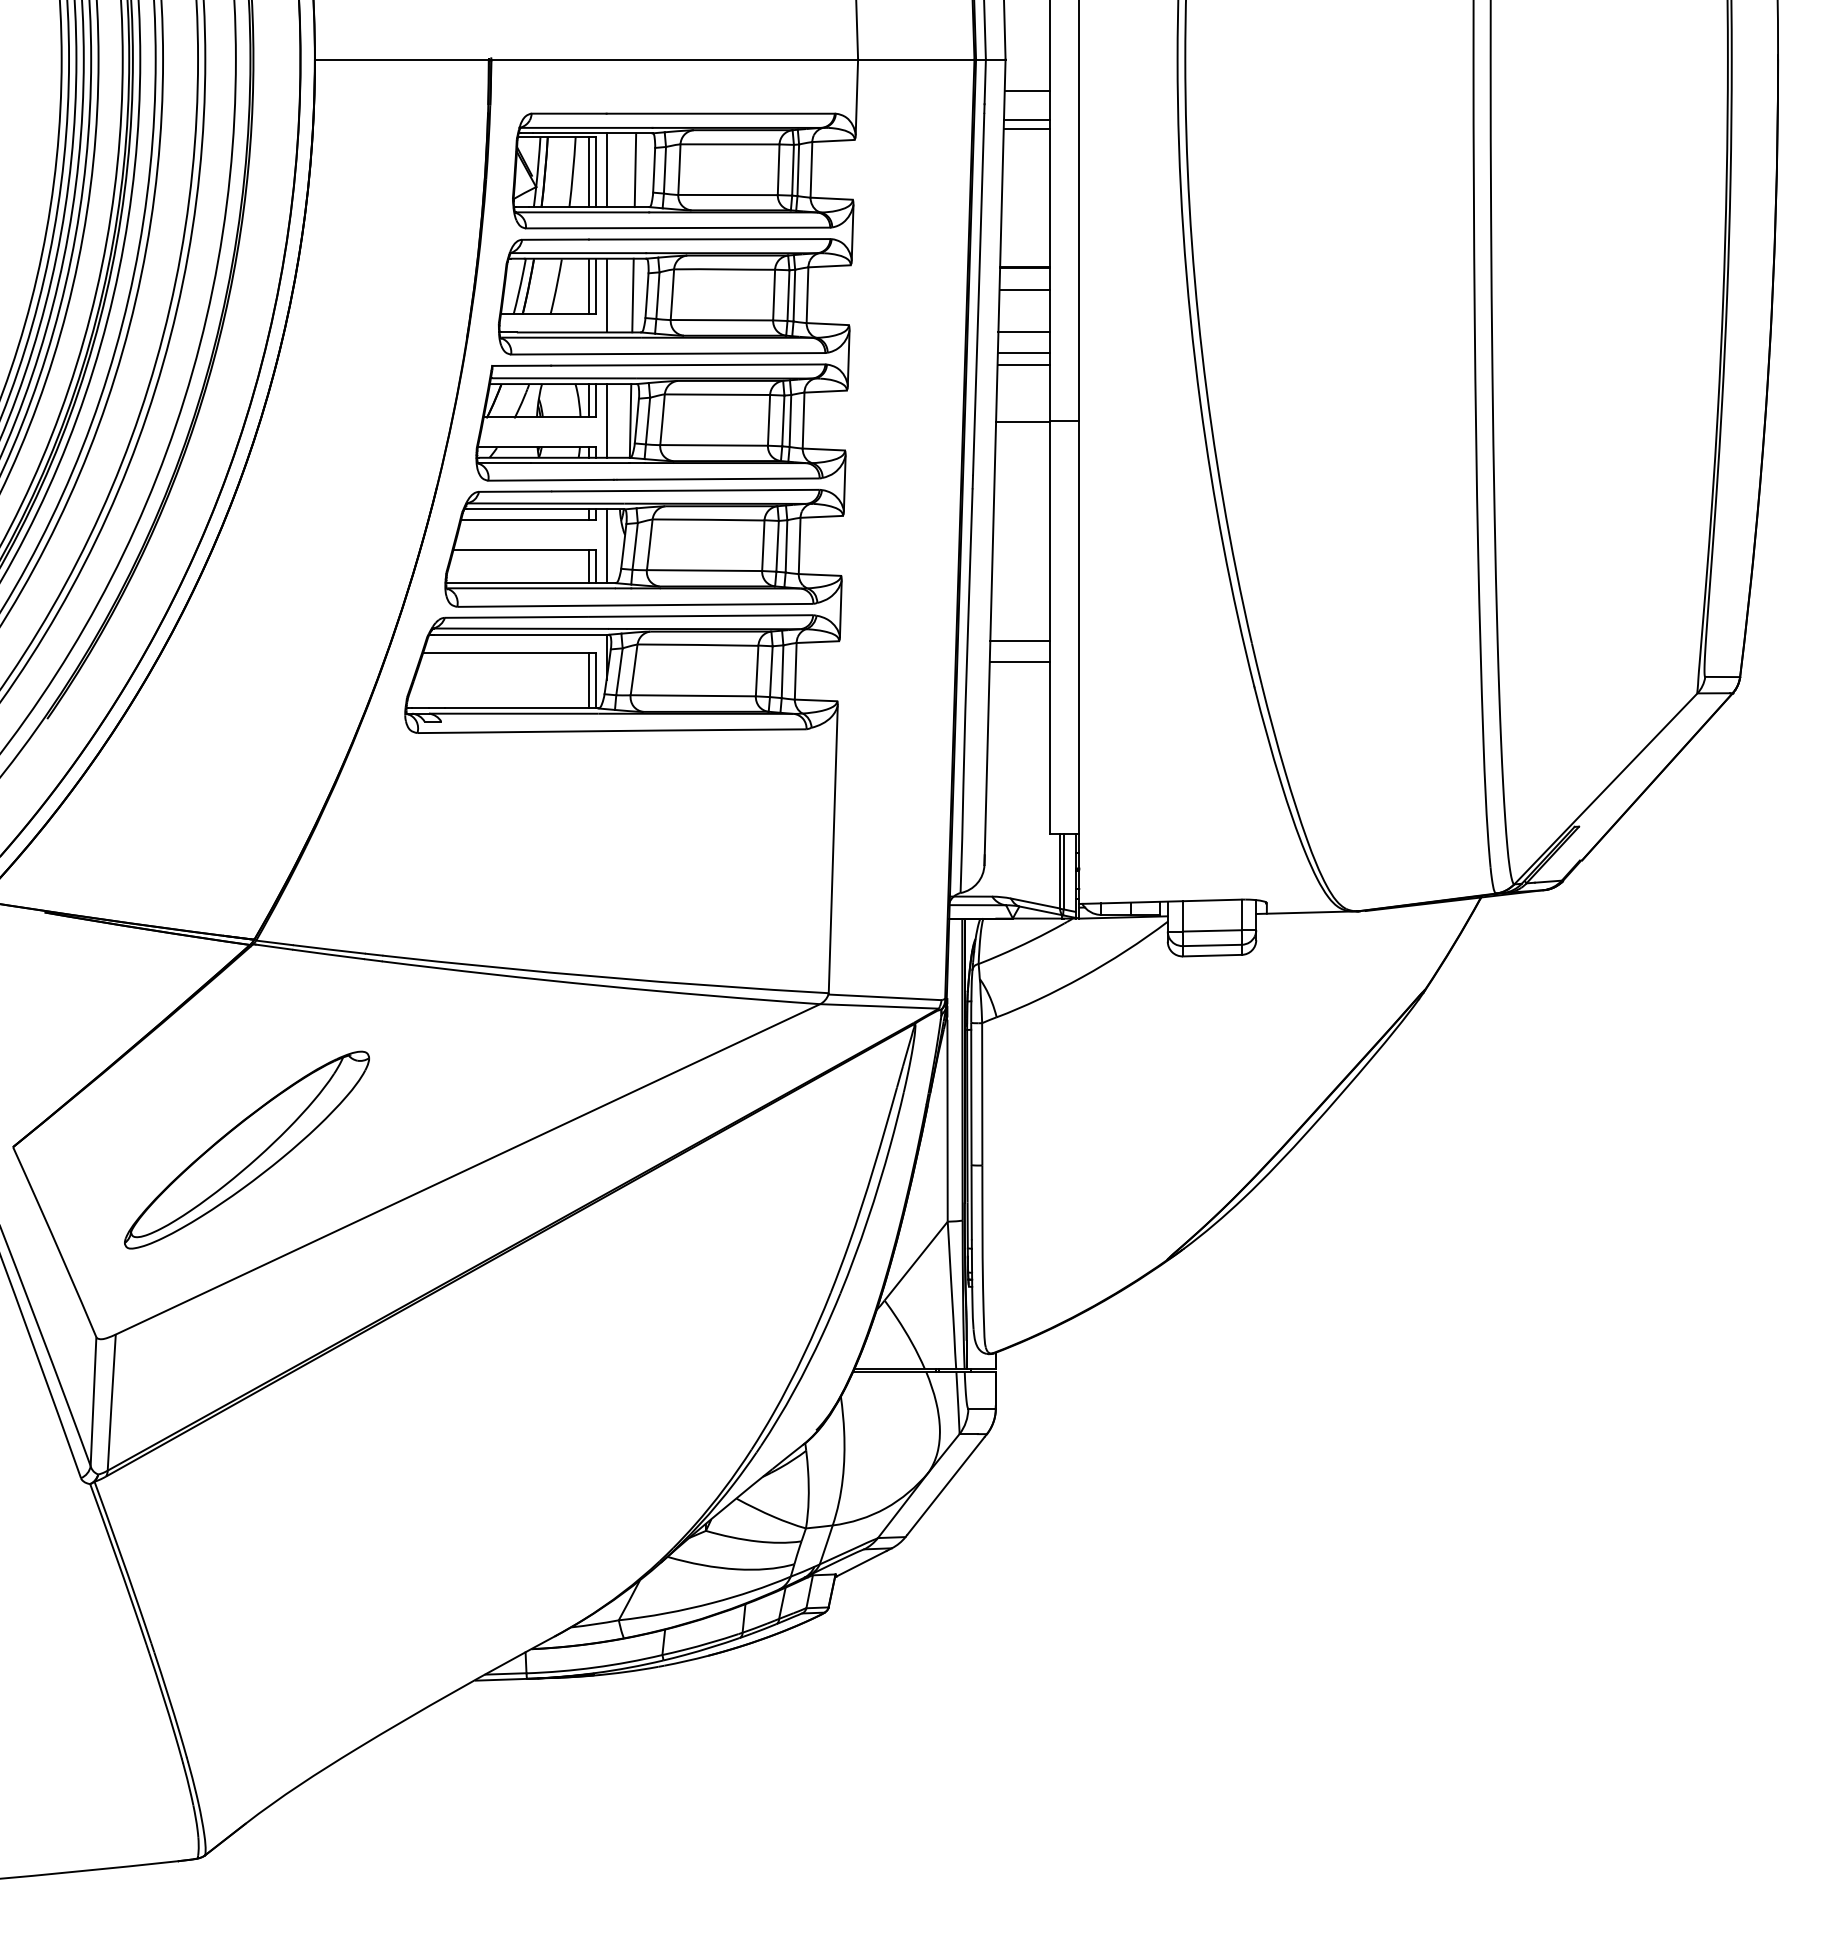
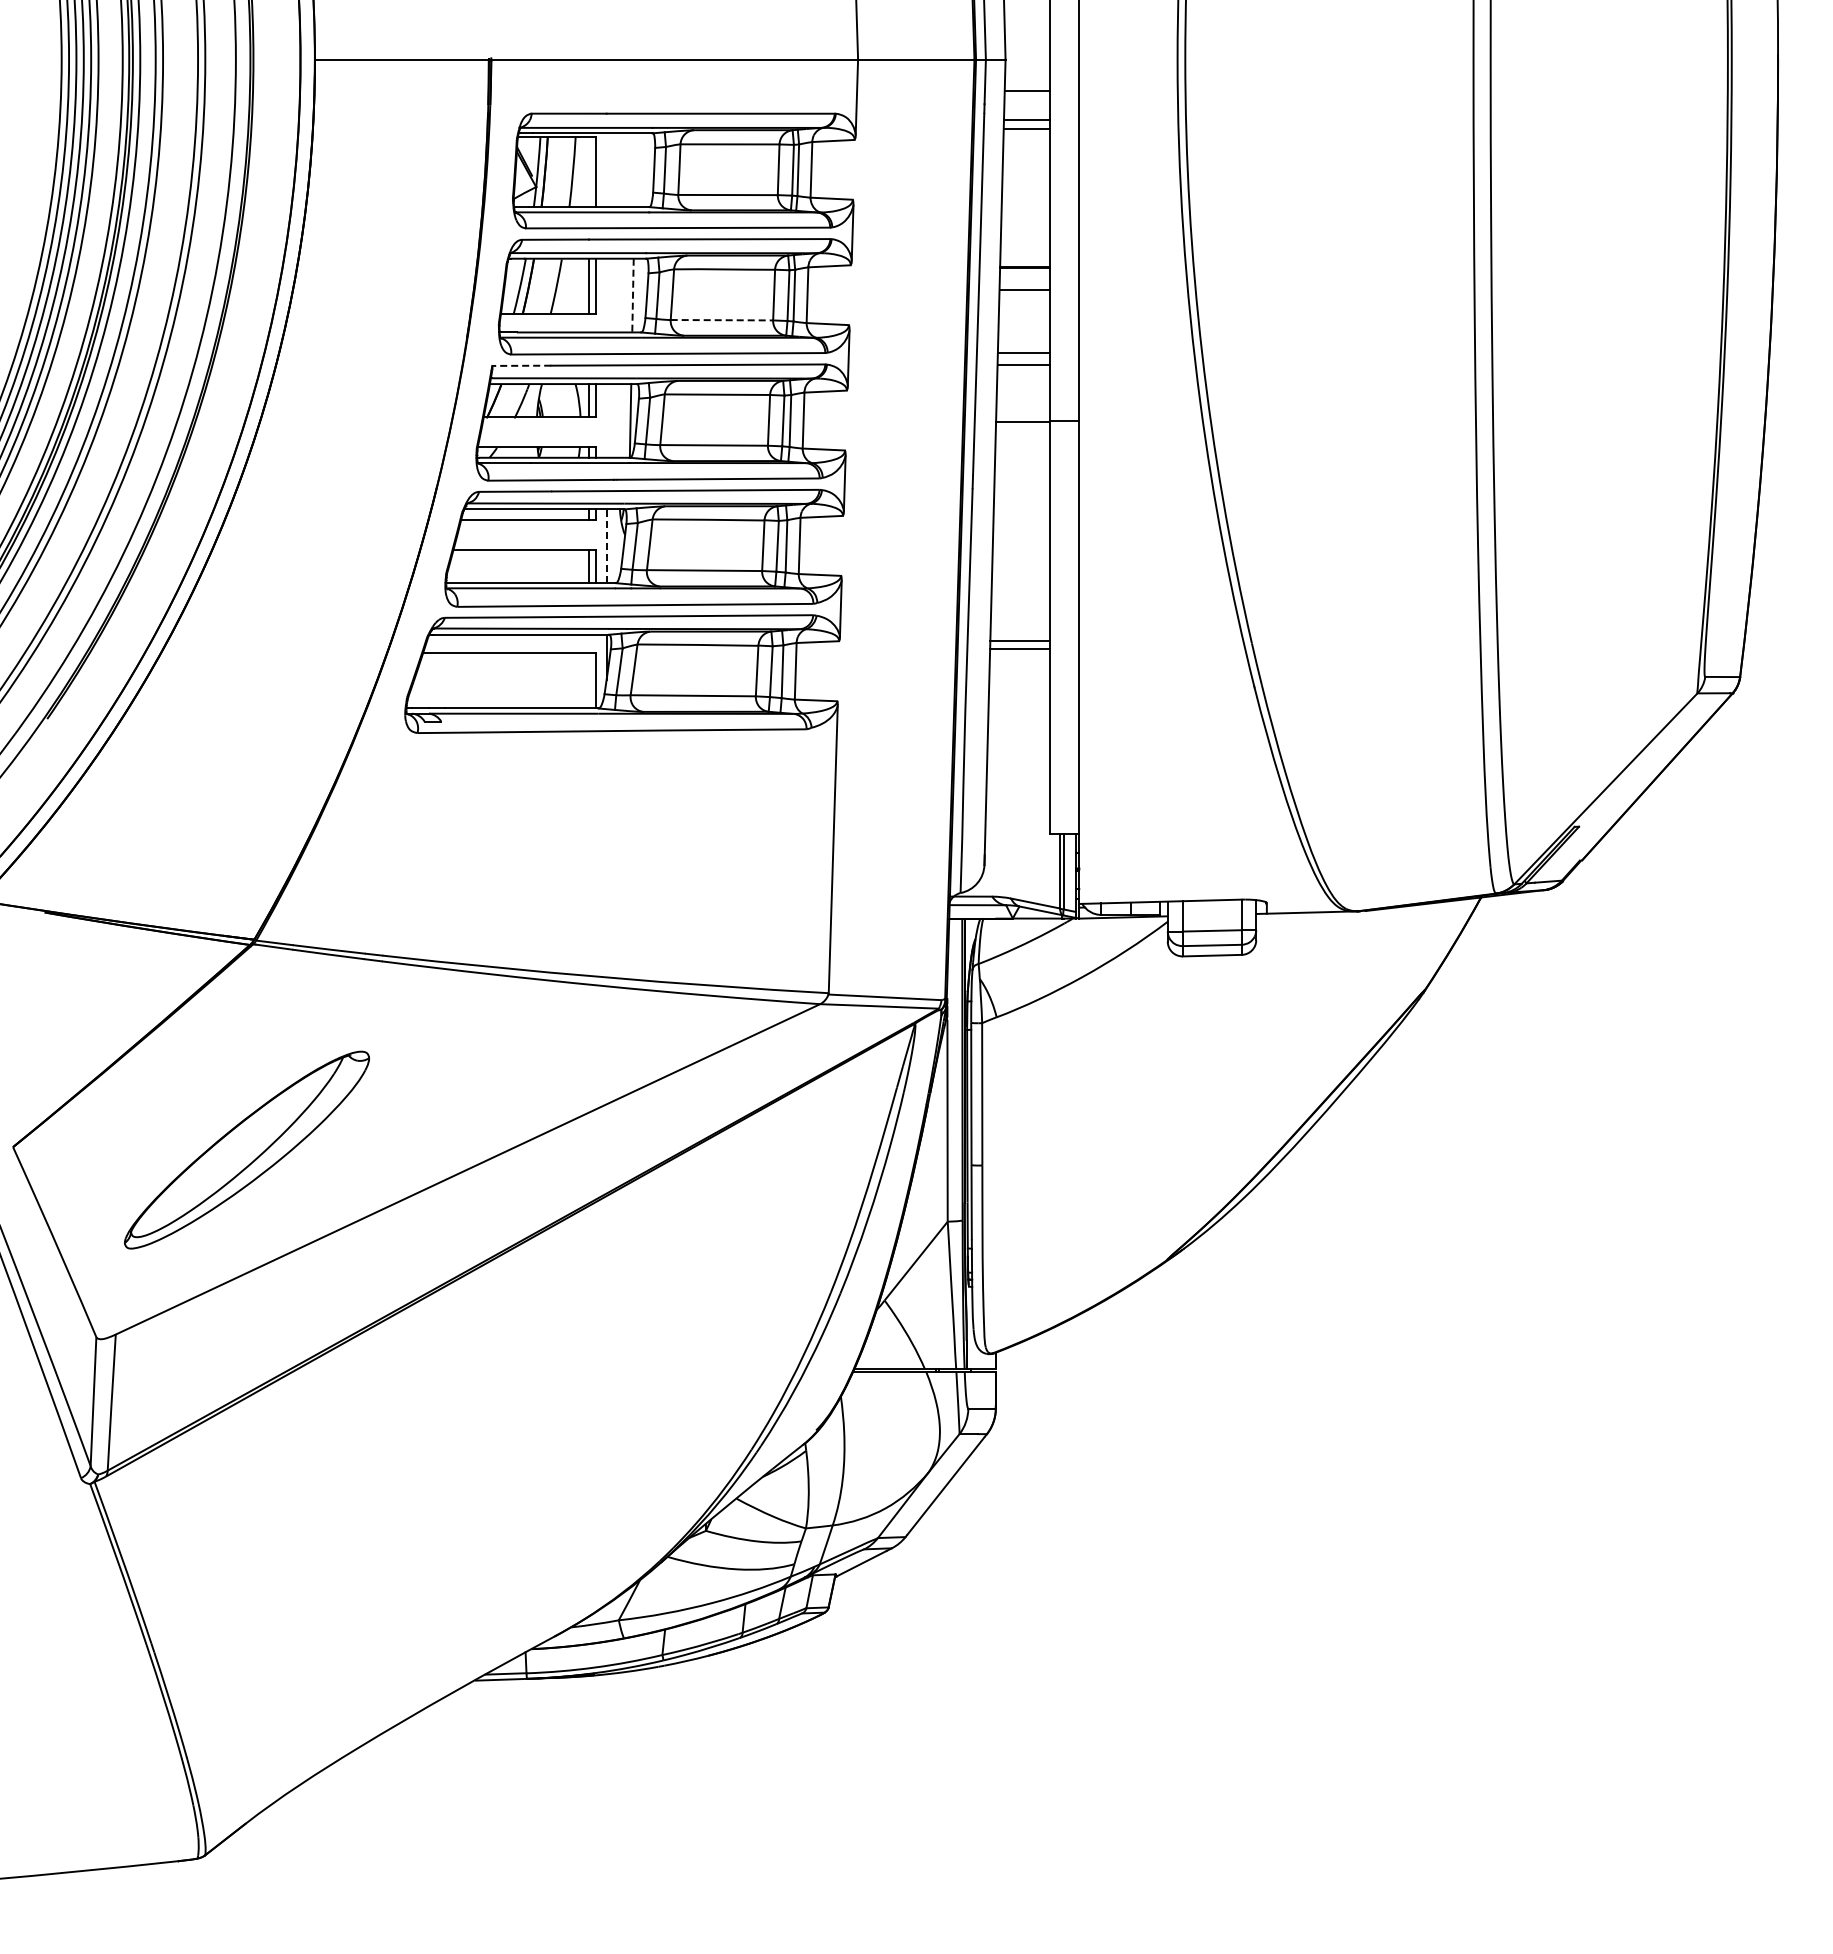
line: present -> none (606, 170)
line: present -> none (635, 170)
line: present -> none (588, 172)
line: present -> none (606, 295)
line: solid -> dashed (633, 295)
line: solid -> dashed (722, 320)
line: present -> none (1023, 331)
line: solid -> dashed (521, 365)
line: present -> none (606, 420)
line: solid -> dashed (606, 546)
line position: (1019, 661) -> (1019, 648) (1019, 648)
line: present -> none (588, 680)
